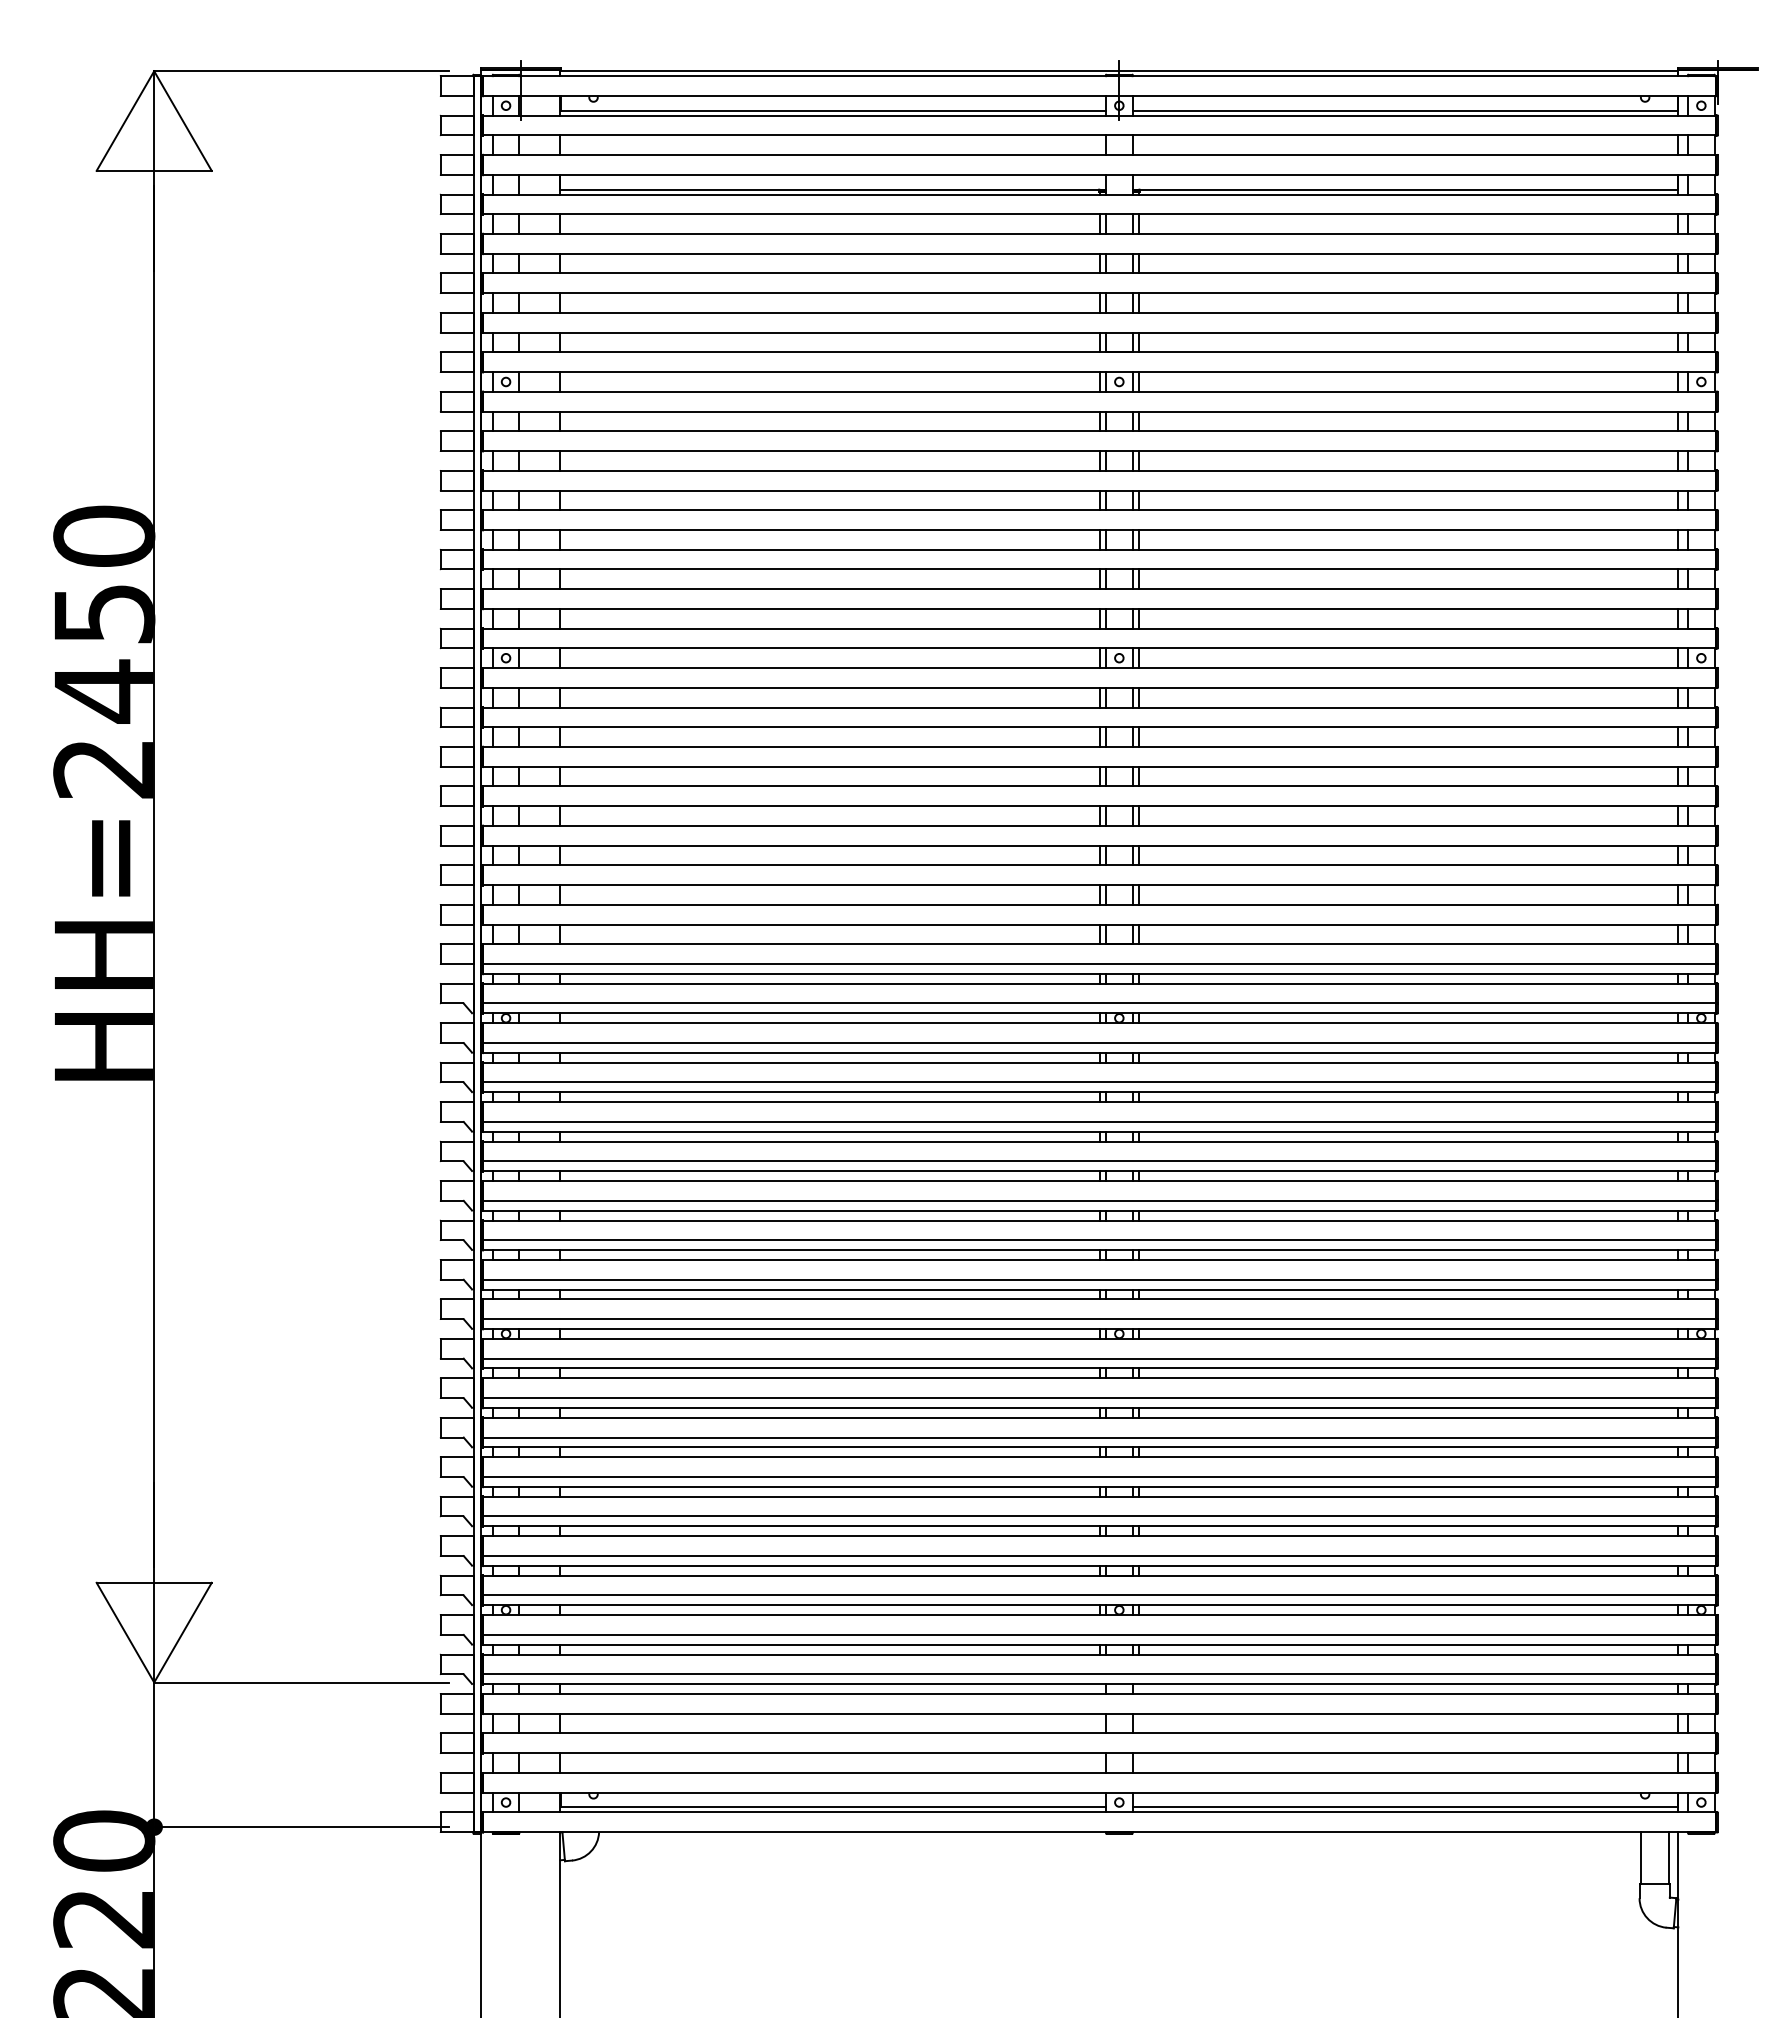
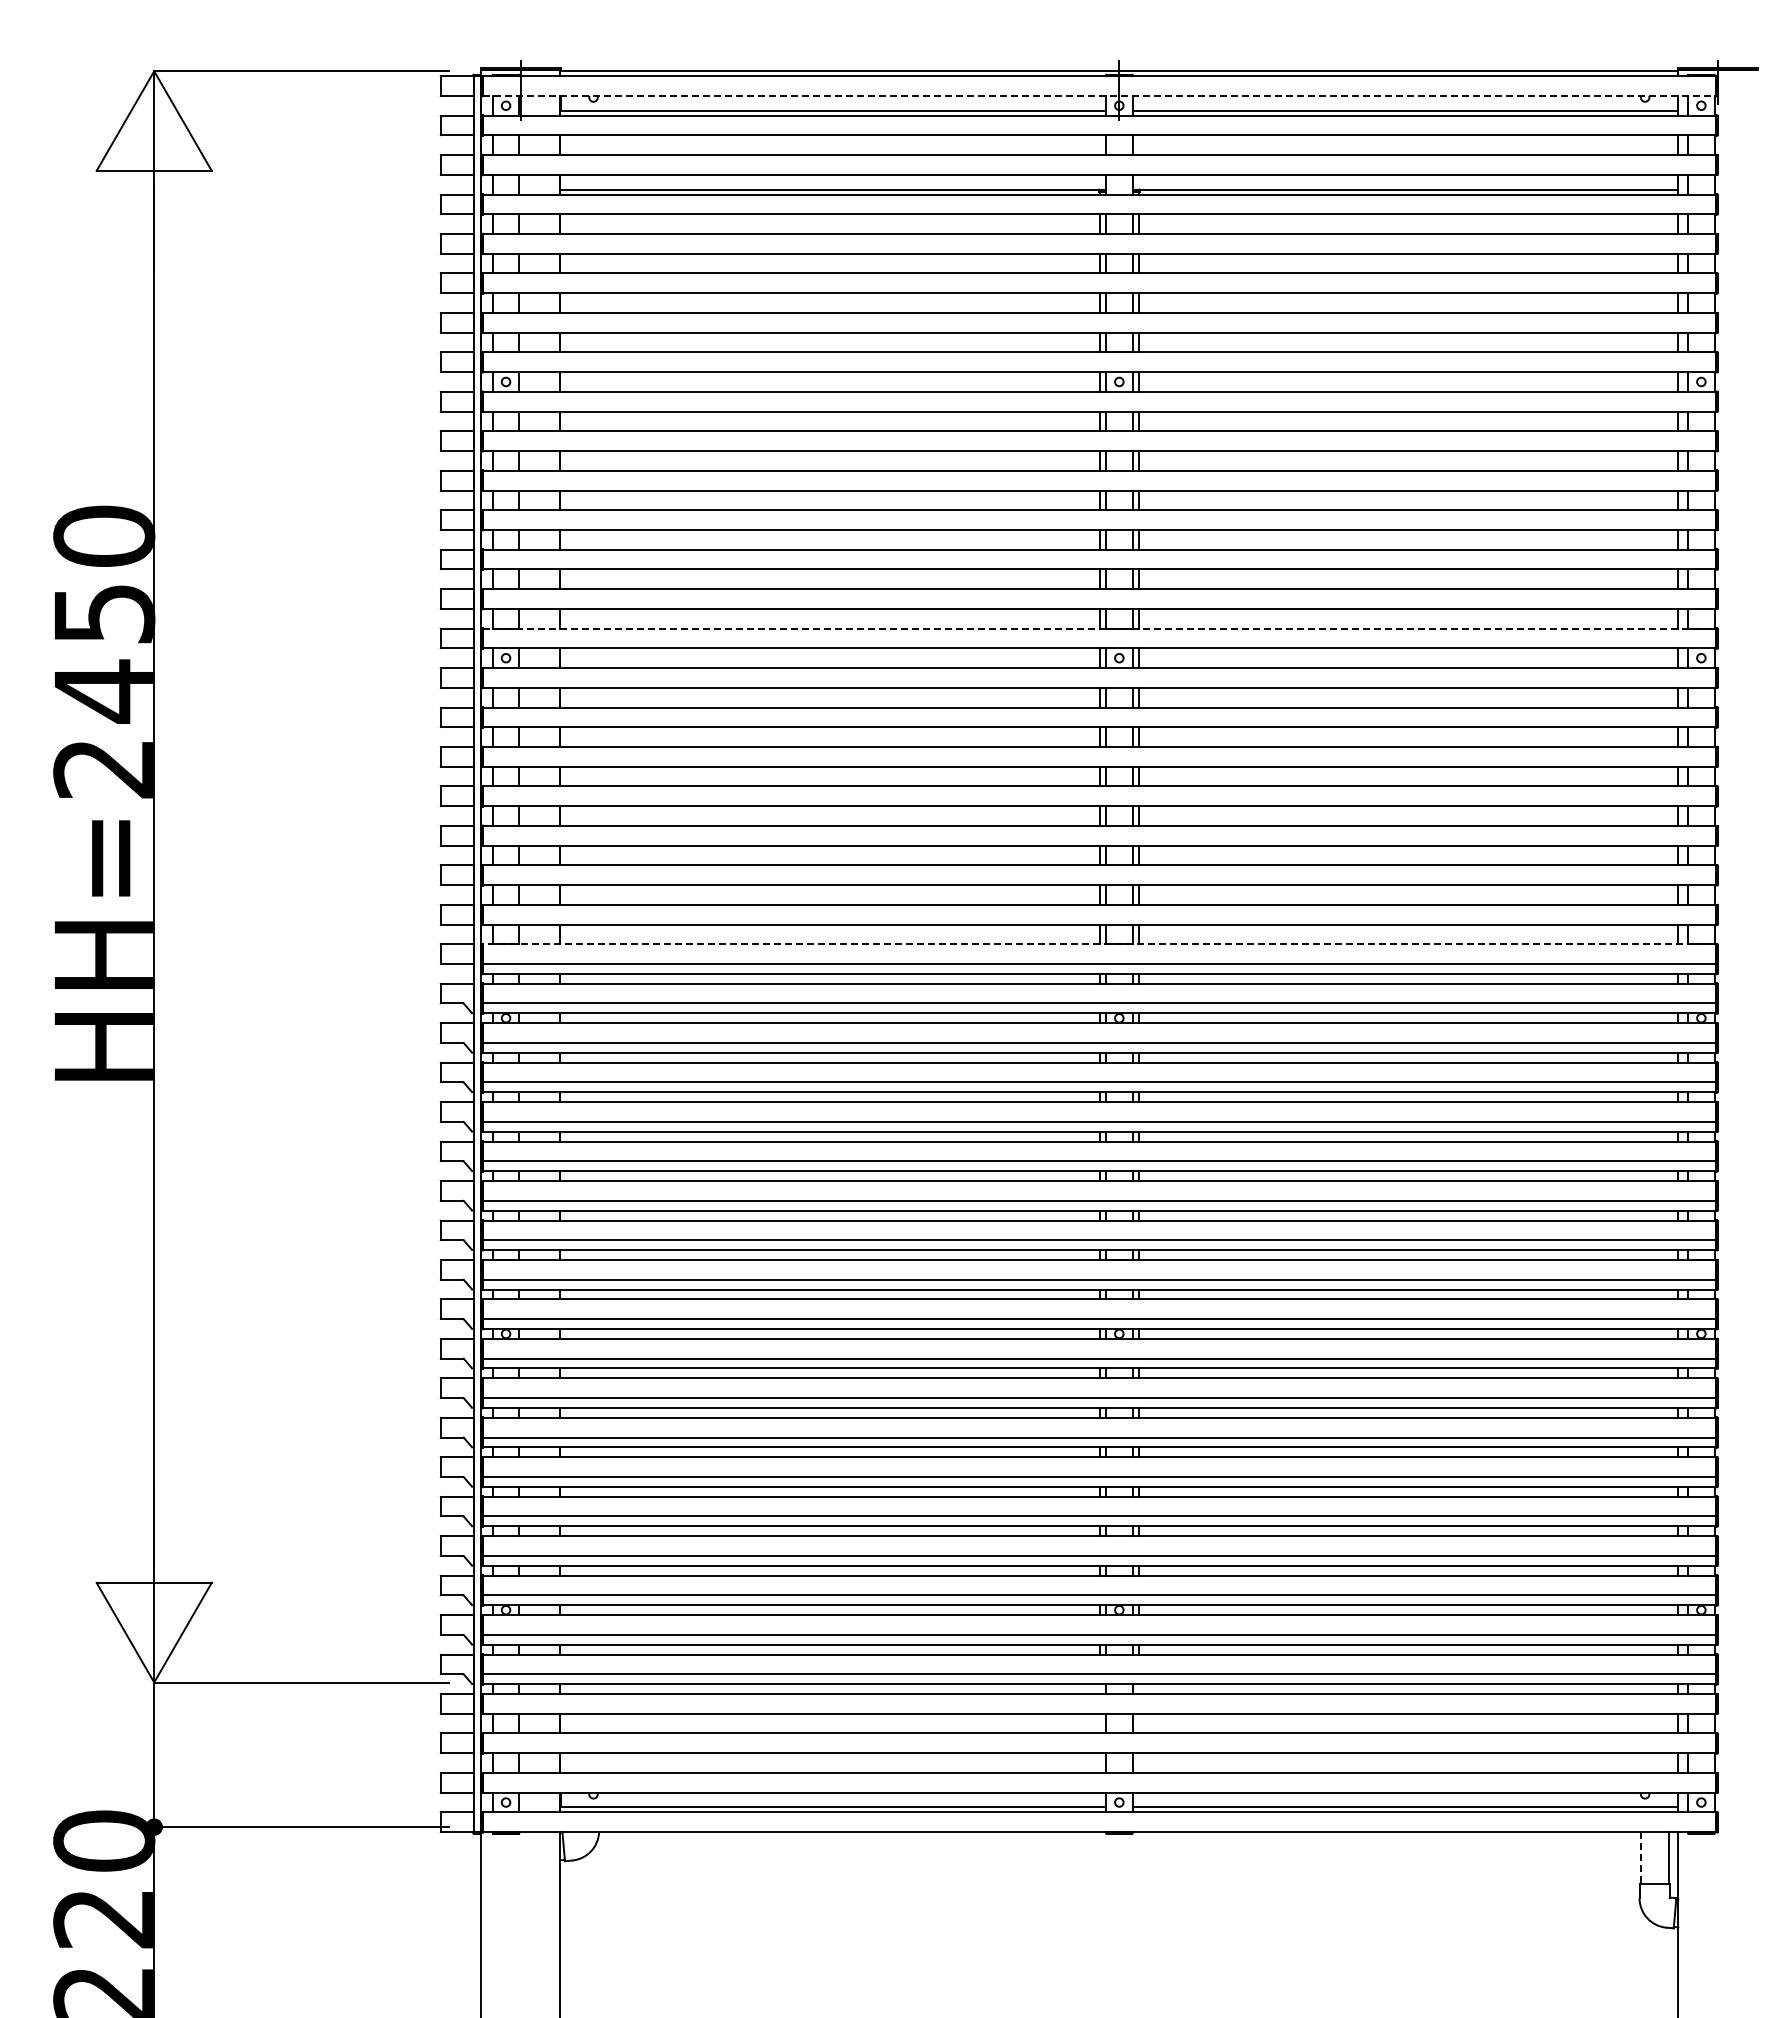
line: solid -> dashed (1099, 95)
line: solid -> dashed (1099, 628)
line: solid -> dashed (1099, 944)
line: solid -> dashed (1640, 1858)
